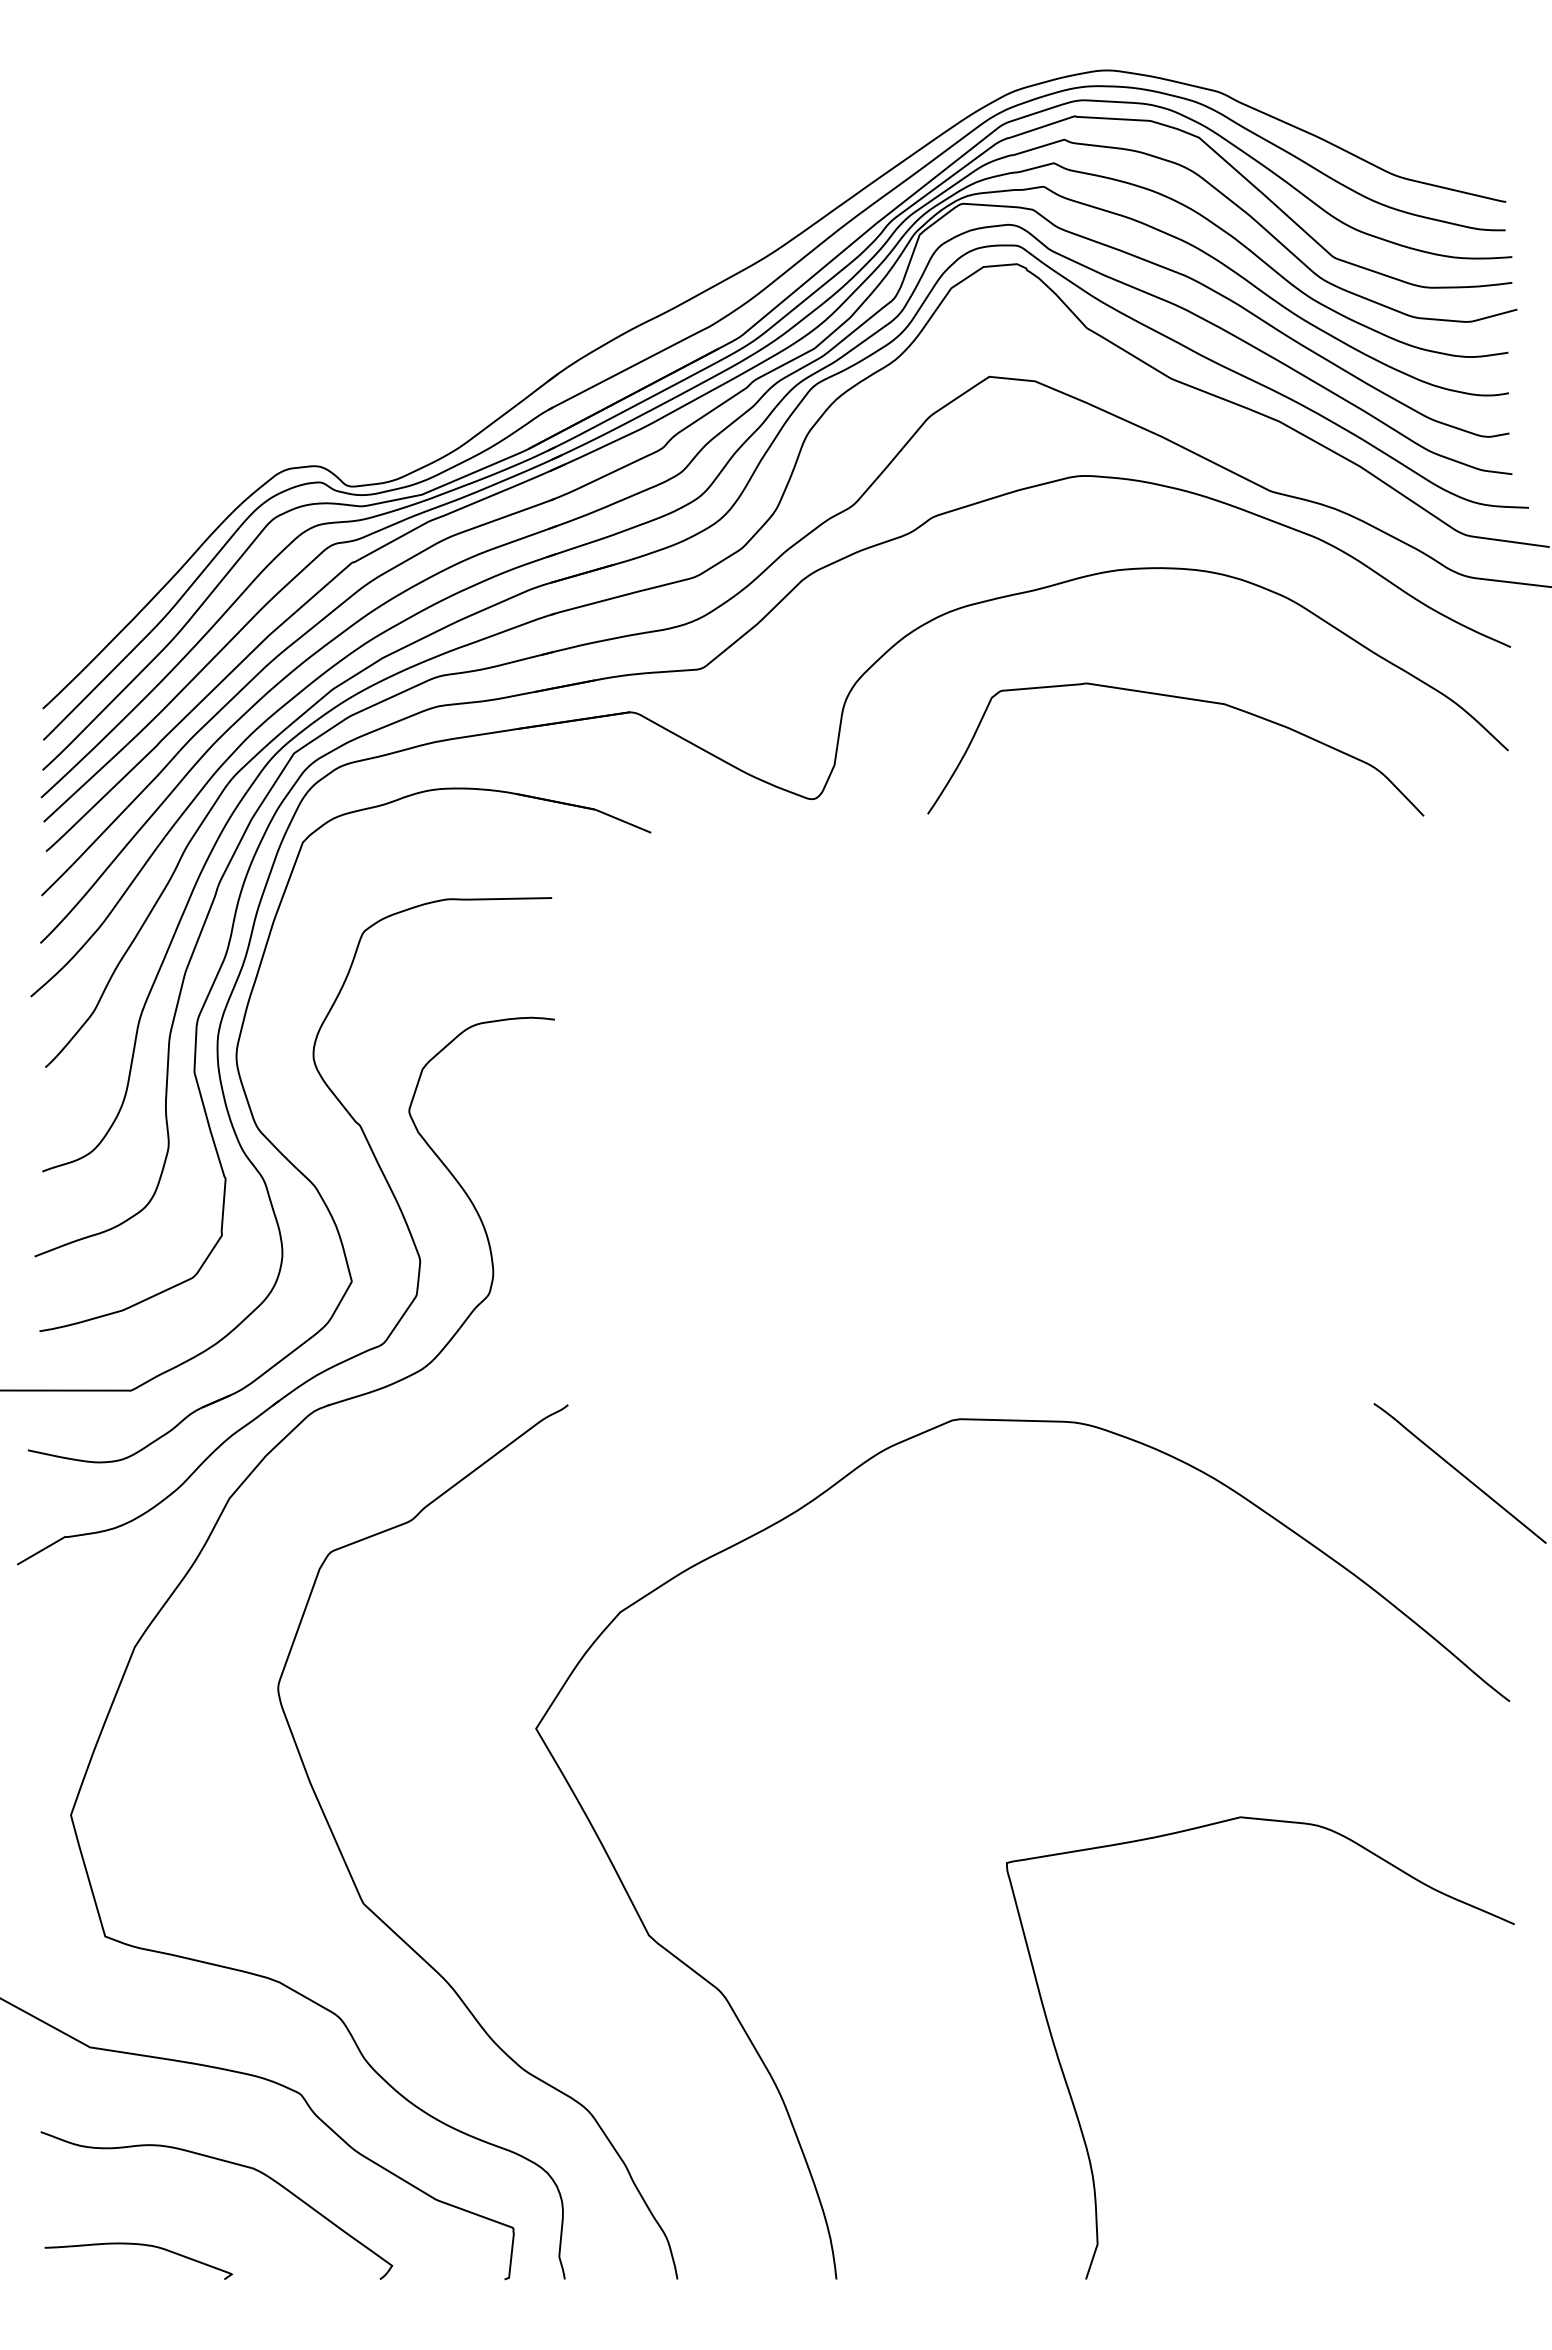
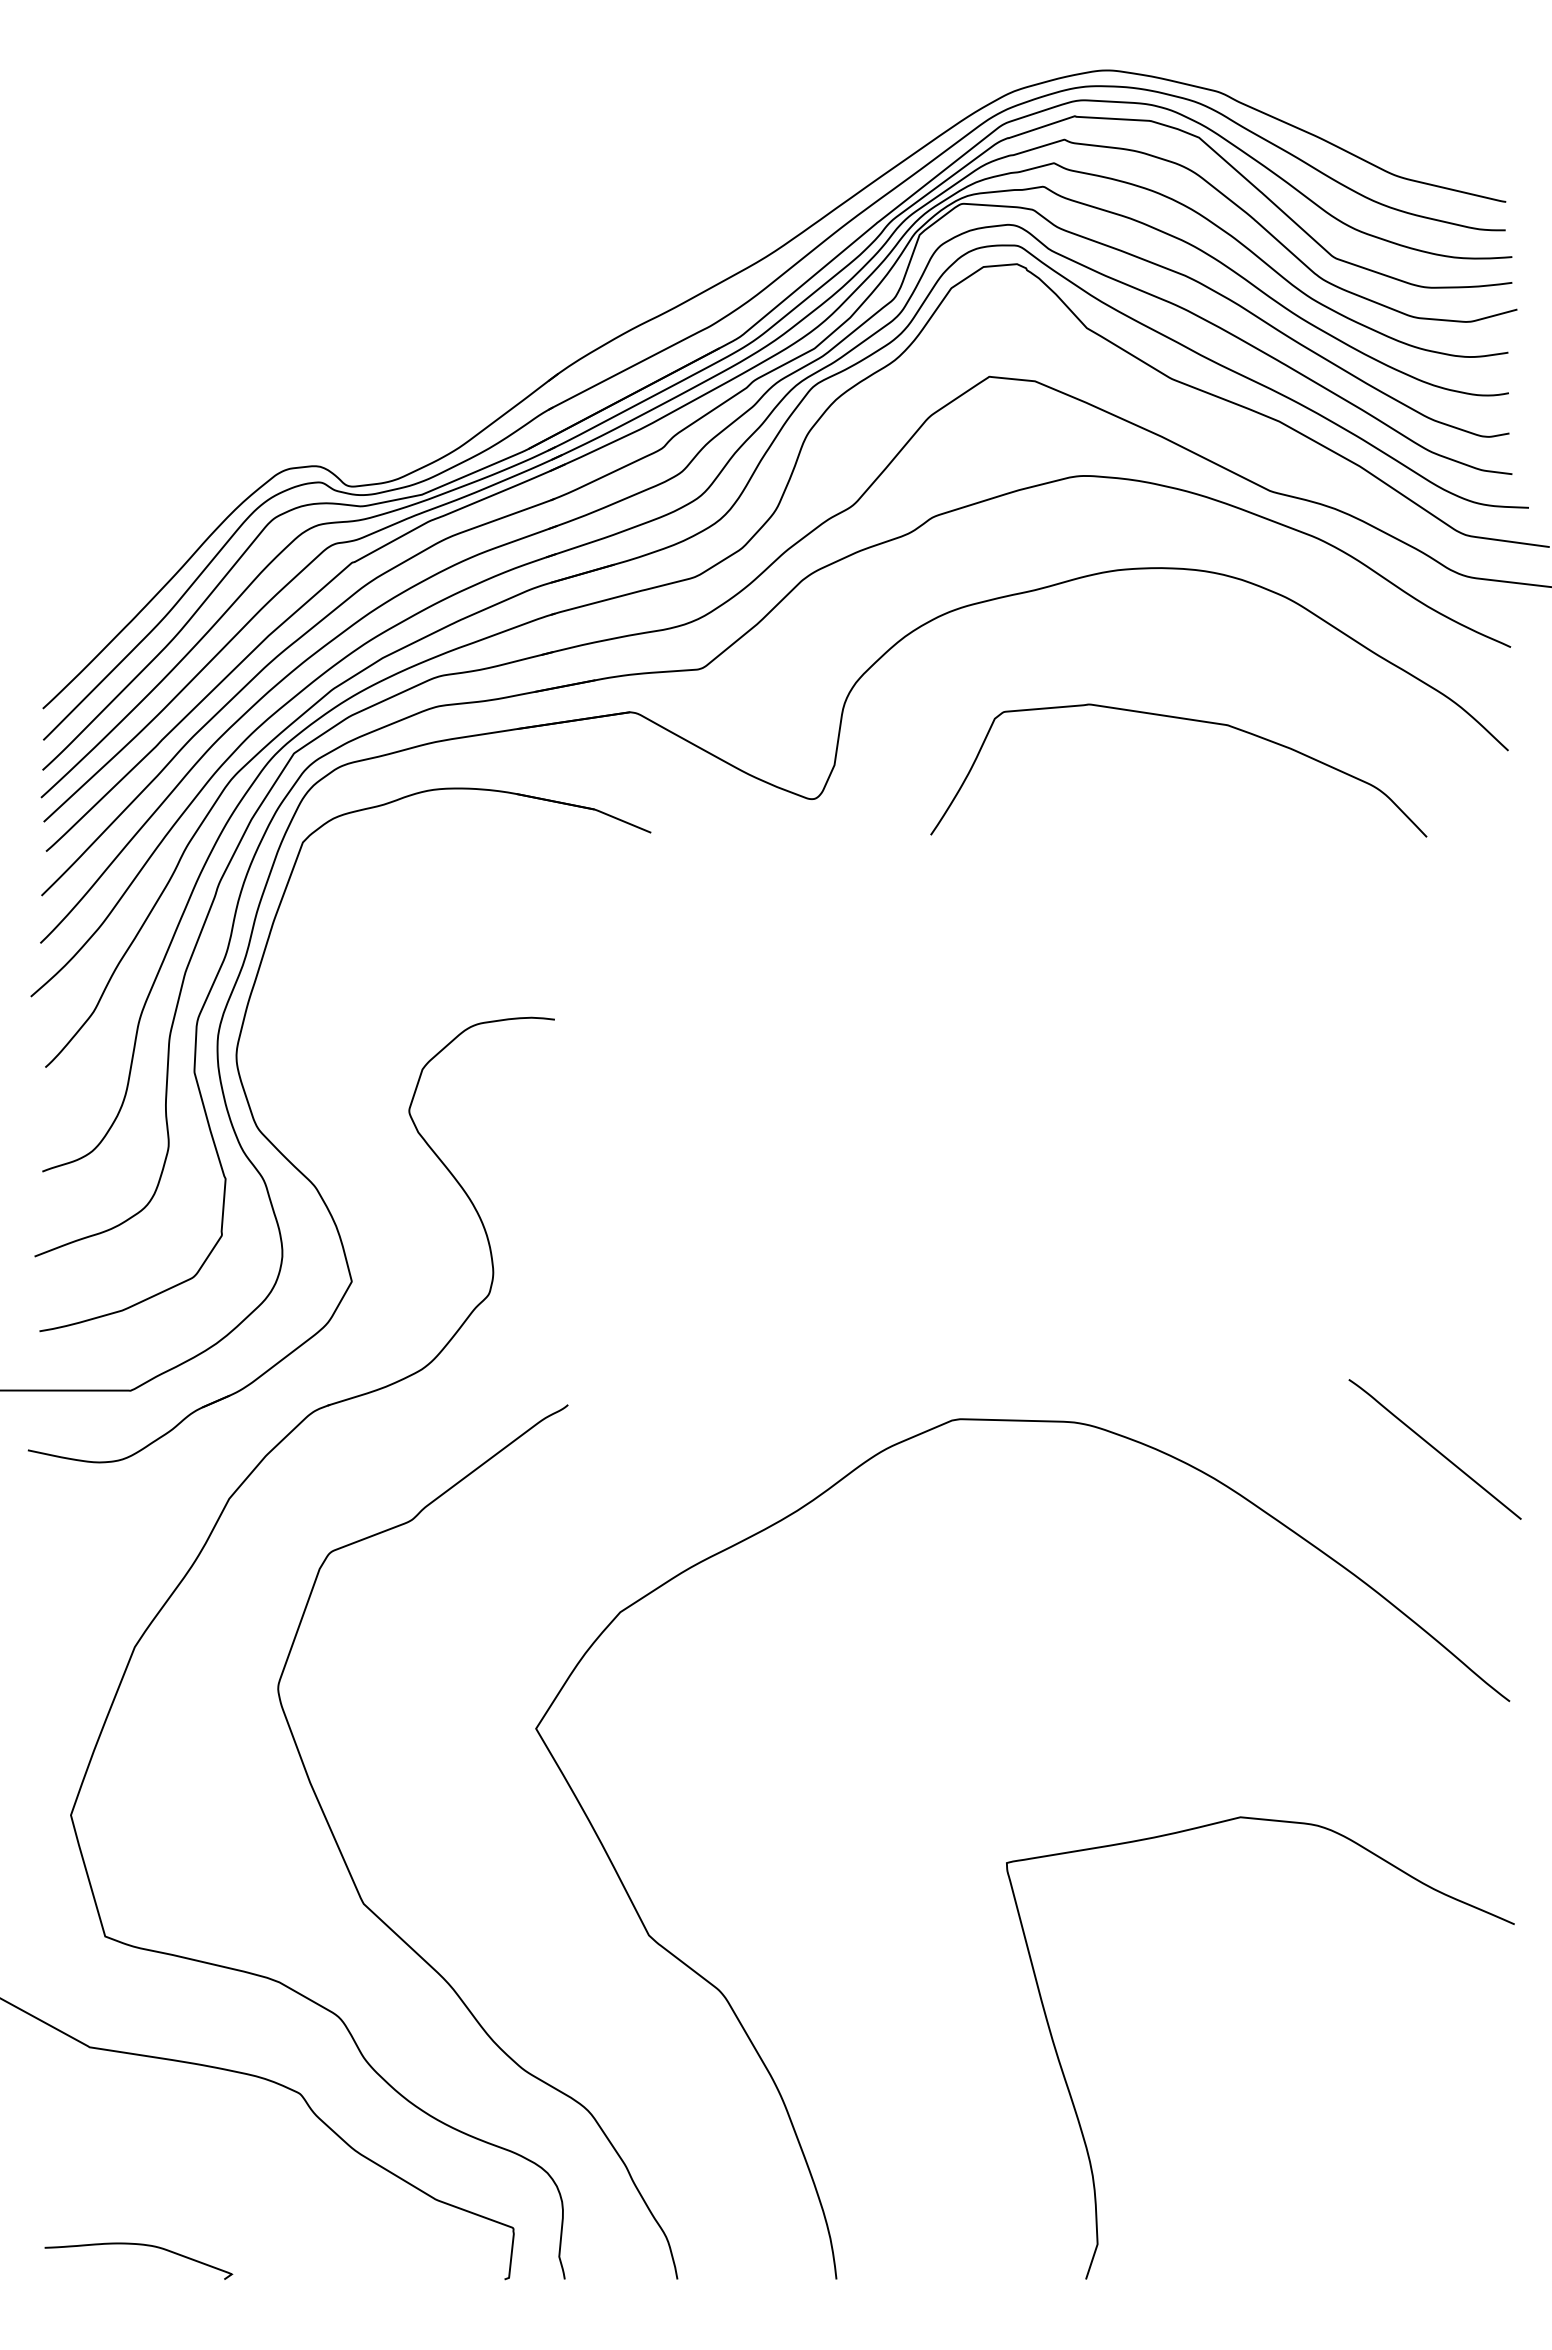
curve position: (1184, 699) -> (1187, 720) (1187, 720)
part: present -> none (385, 1180)
curve position: (1459, 1473) -> (1434, 1449) (1434, 1449)
curve: present -> none (229, 2163)
